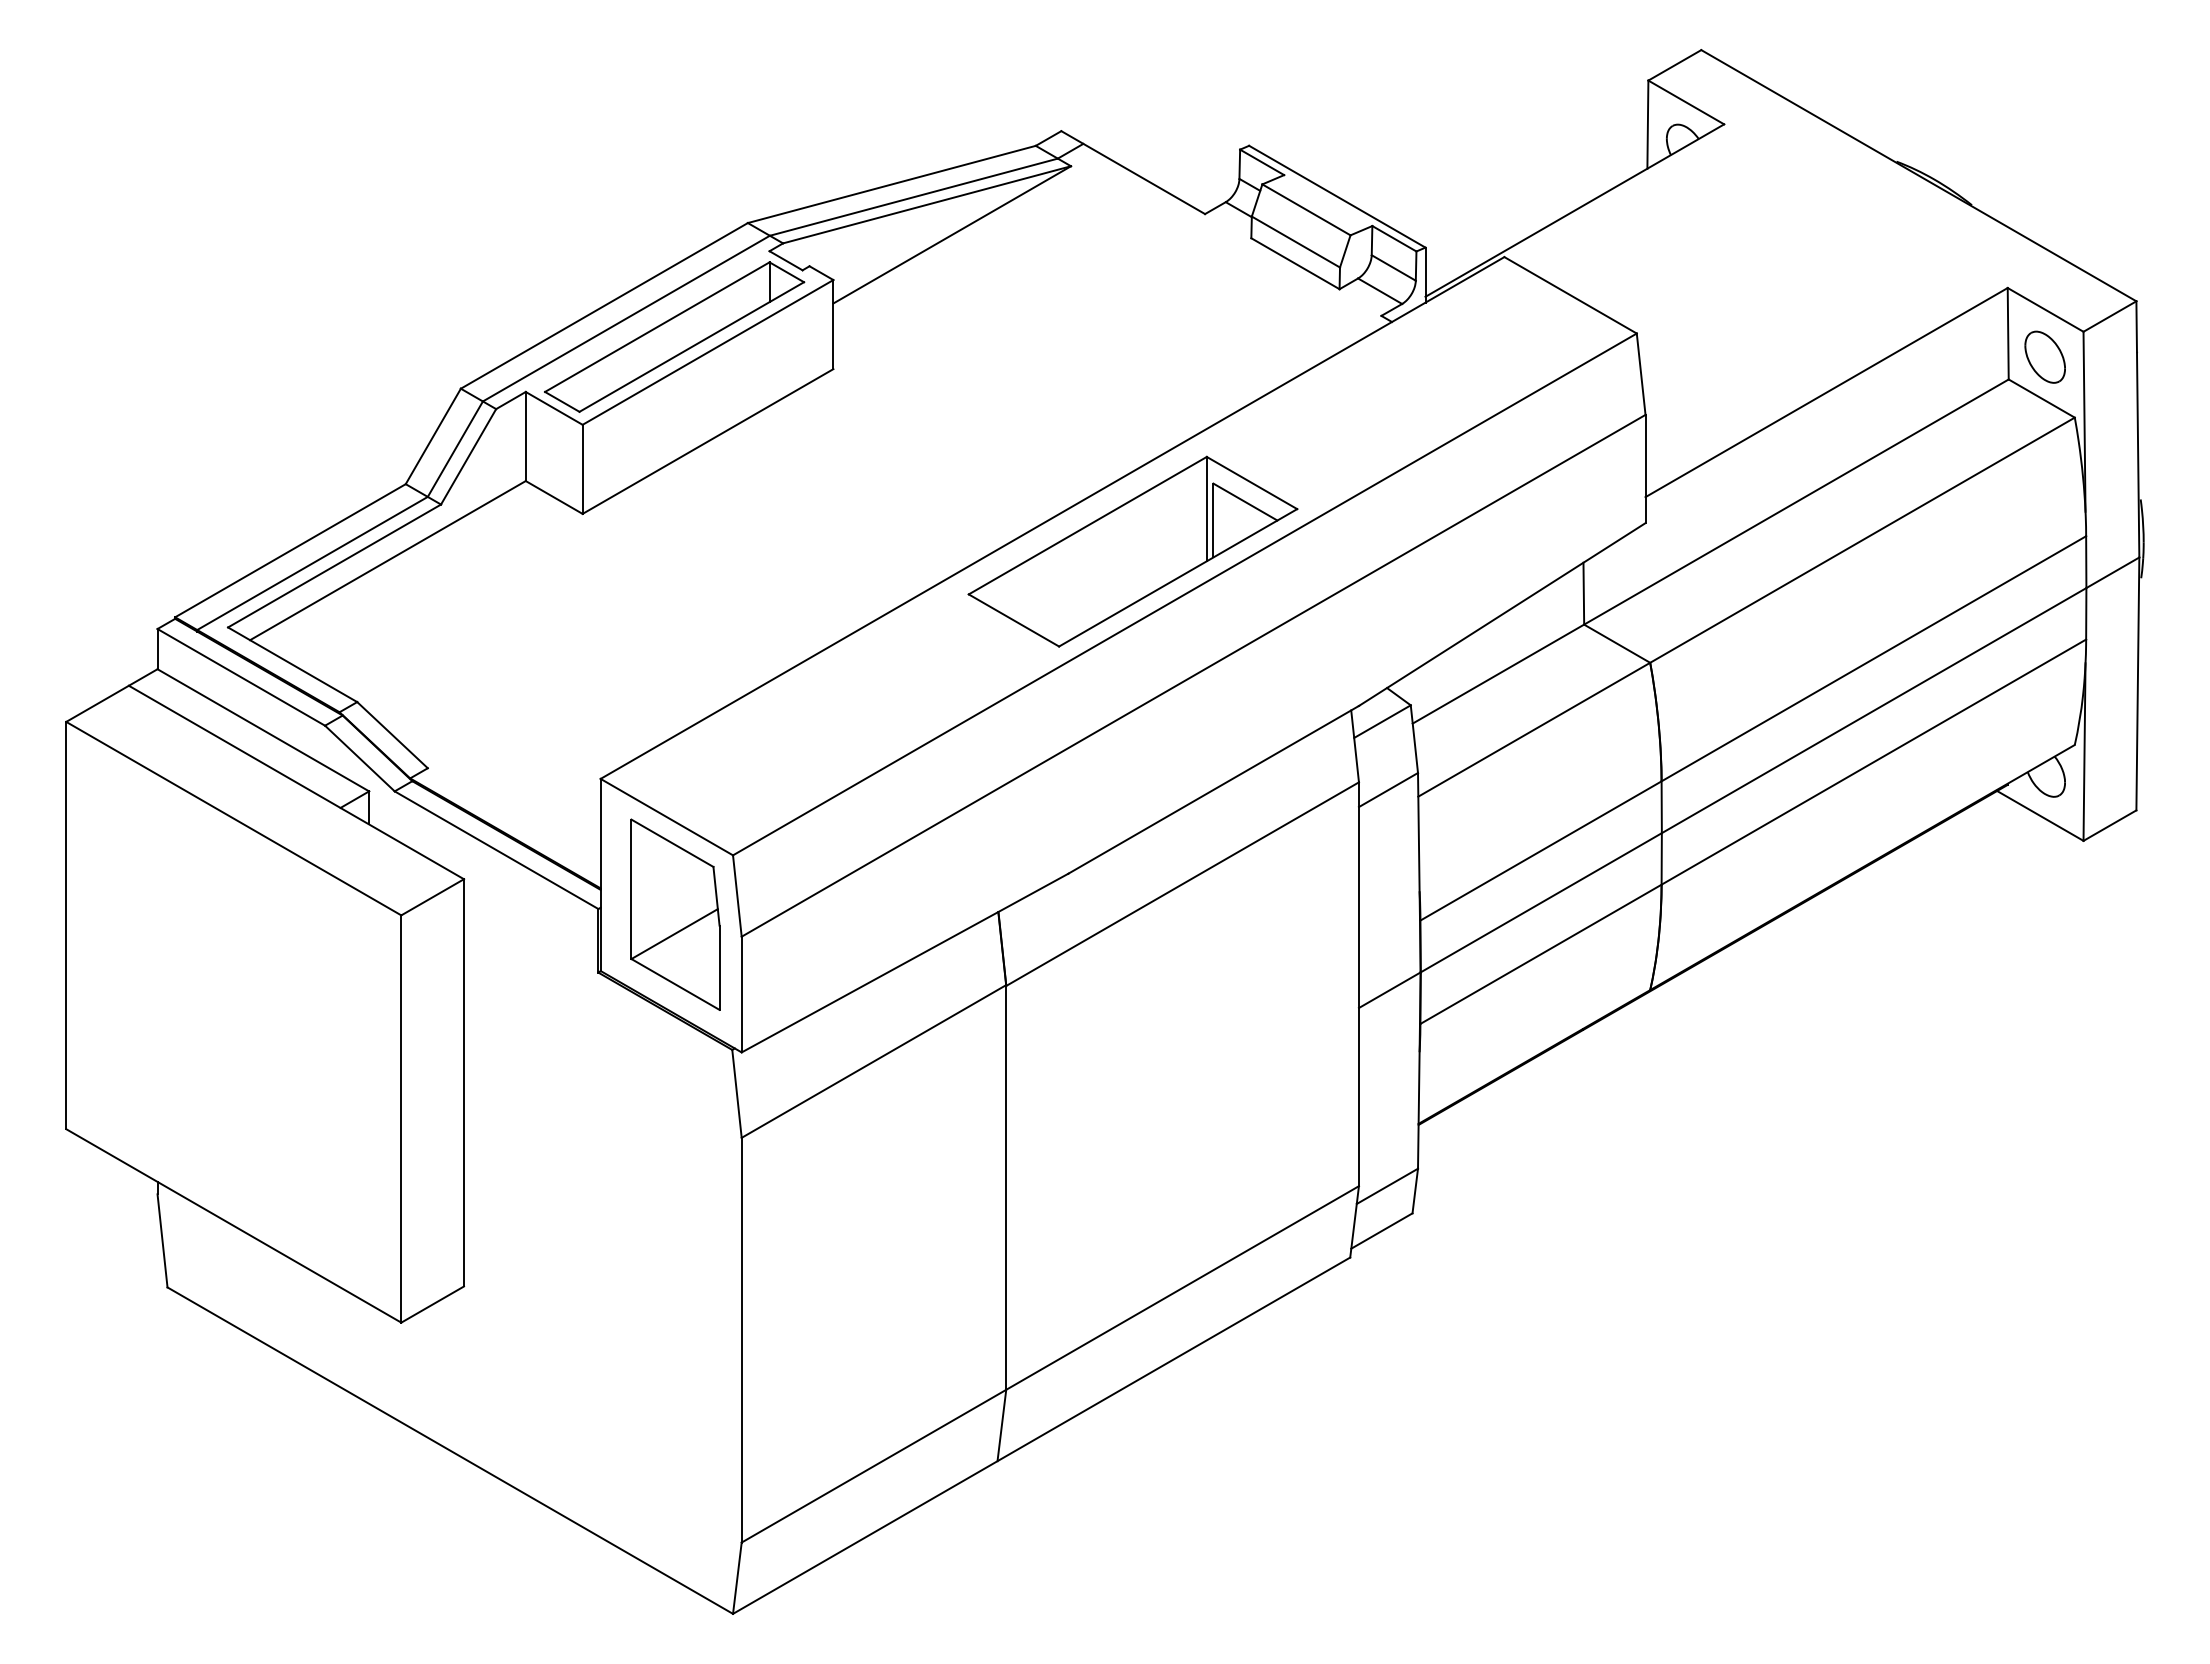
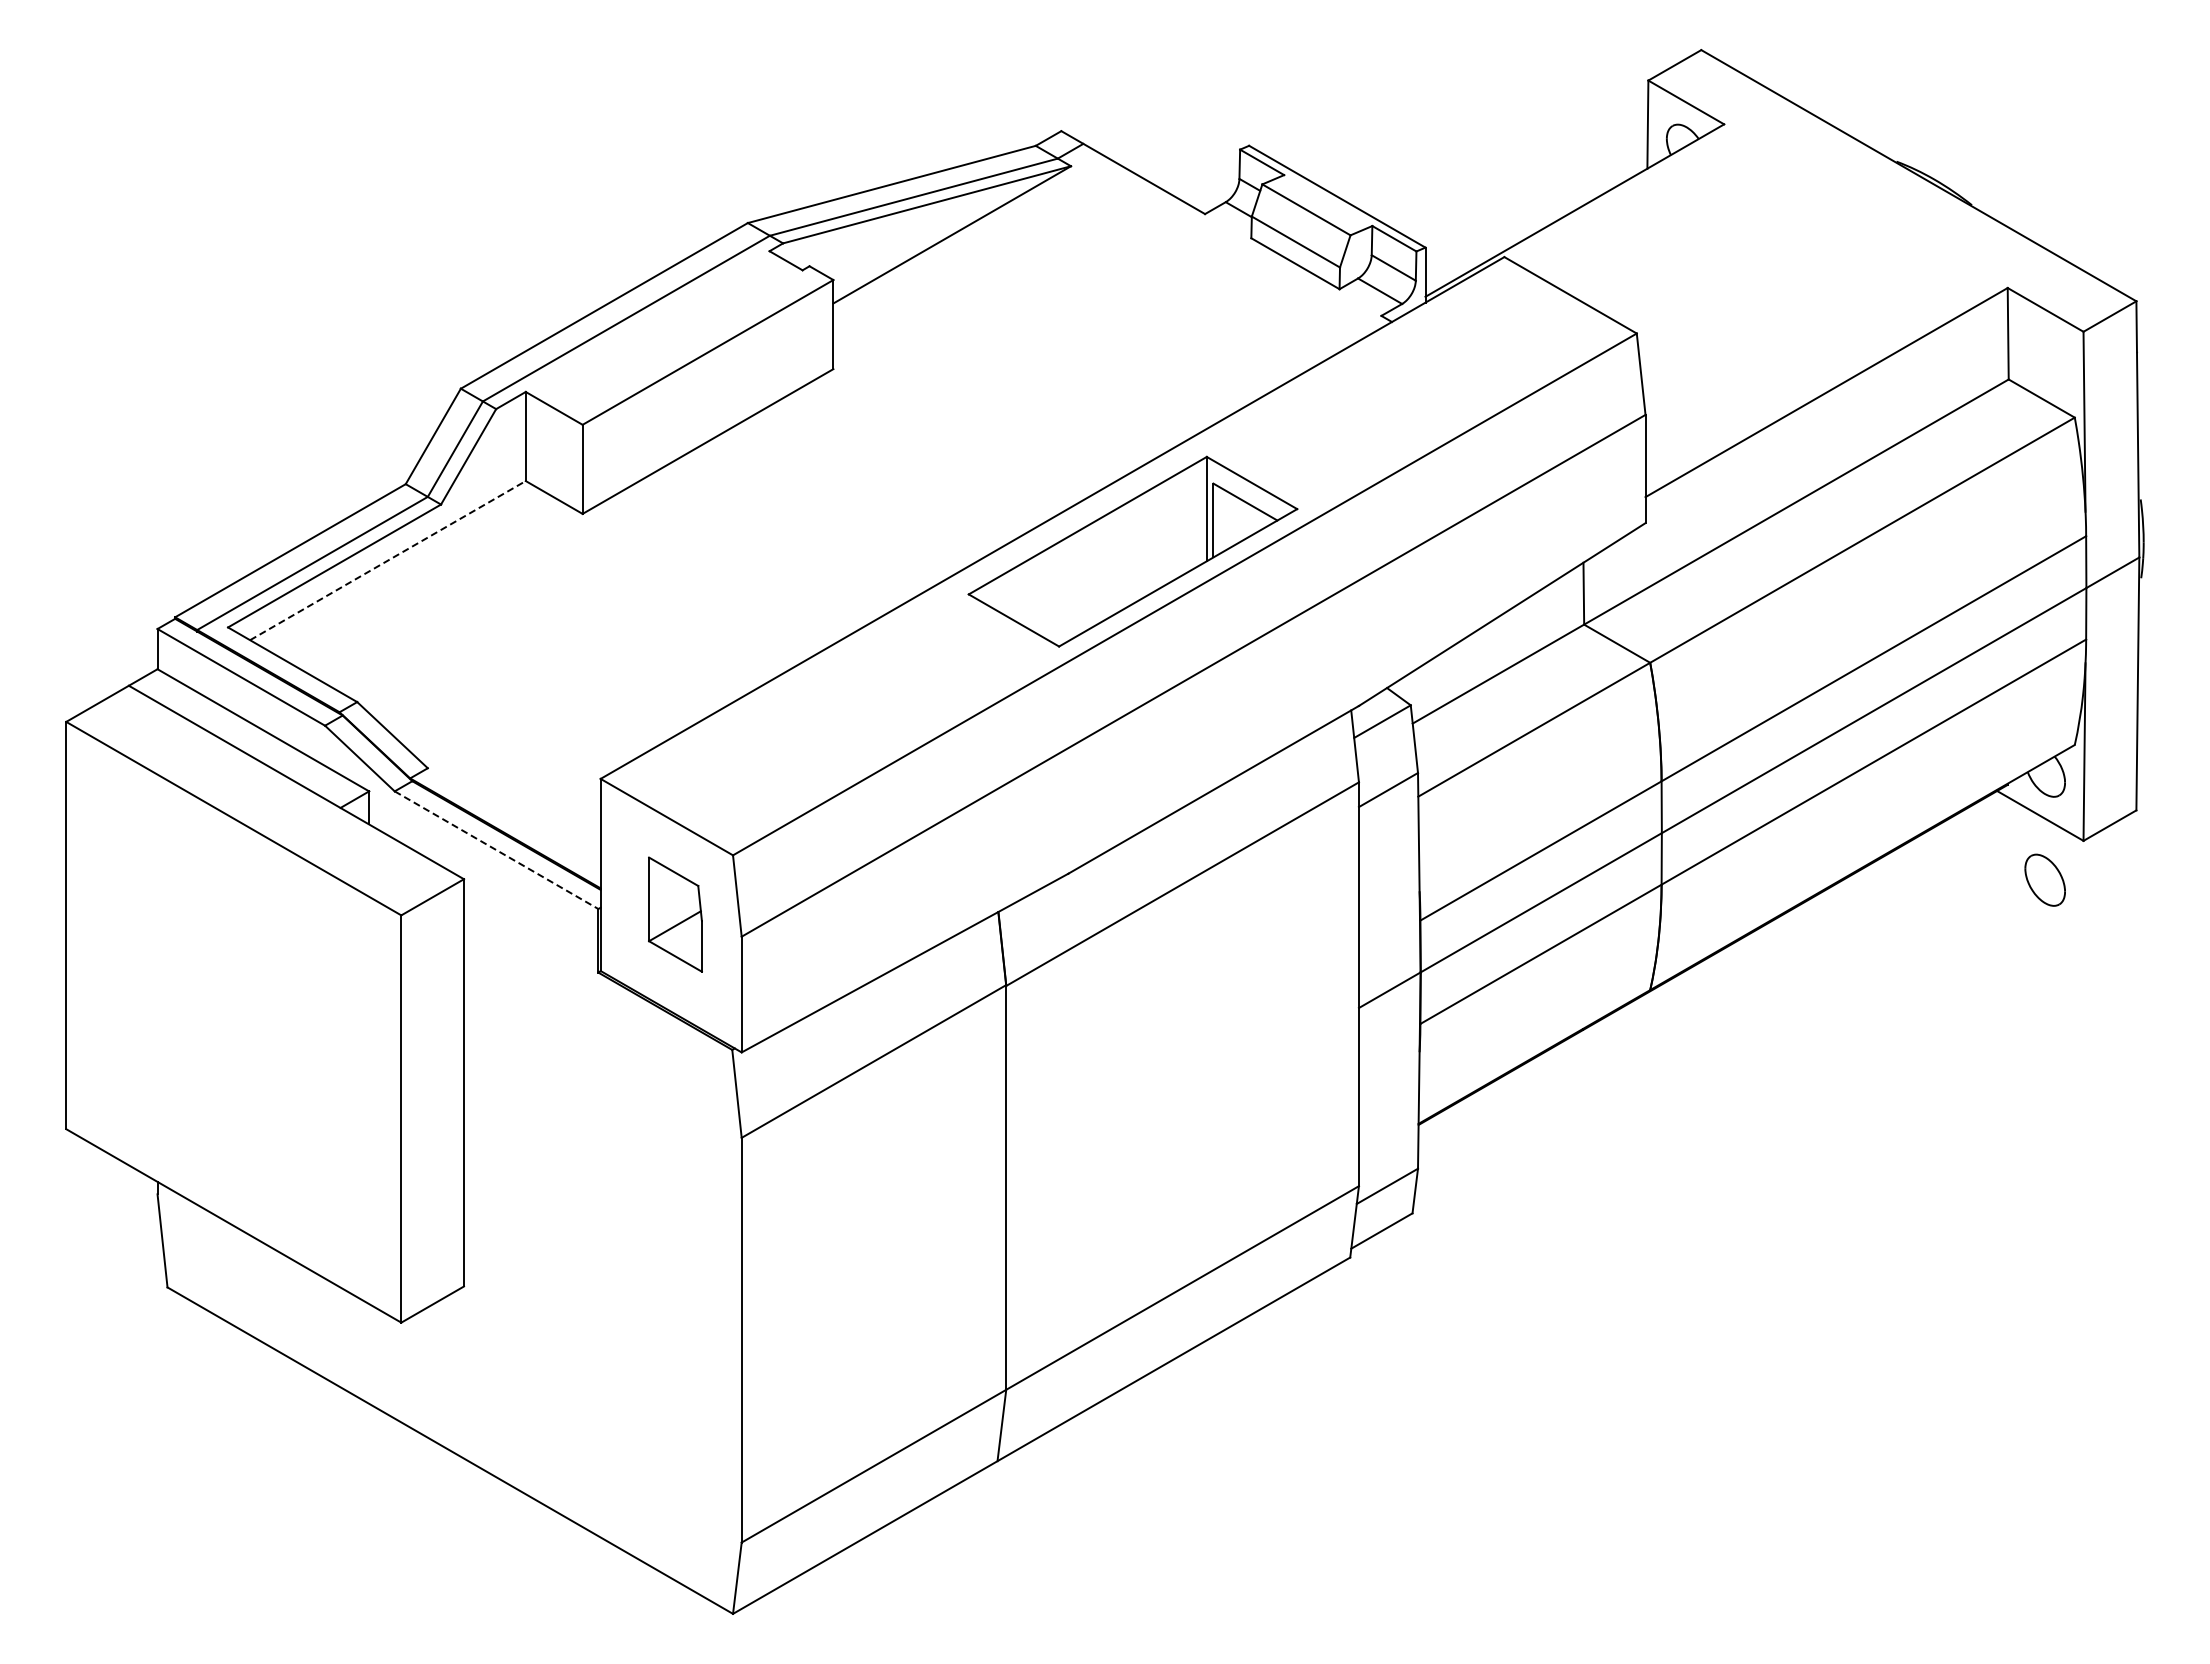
part: present -> none (674, 336)
part position: (2044, 356) -> (2044, 879) (2044, 879)
line: solid -> dashed (388, 560)
line: solid -> dashed (496, 850)
part size: 91x193 px -> 55x117 px (675, 914)
